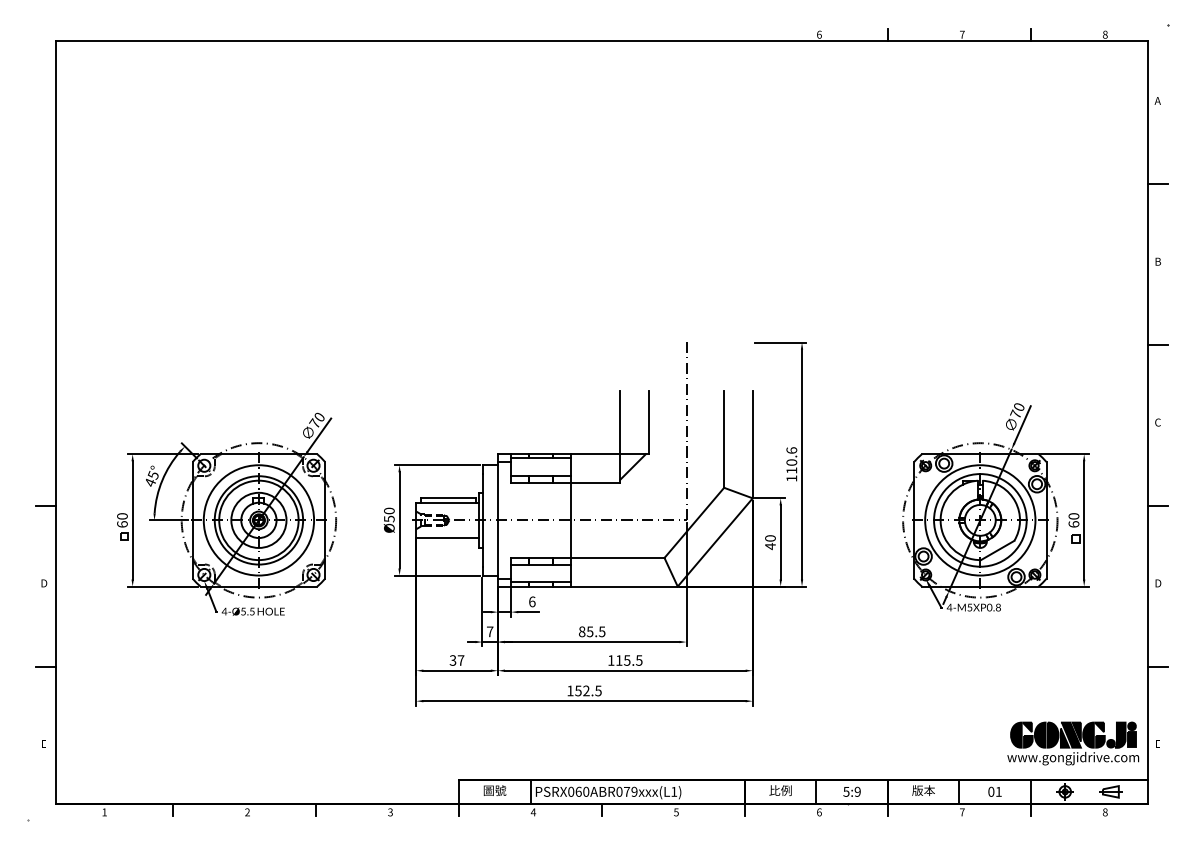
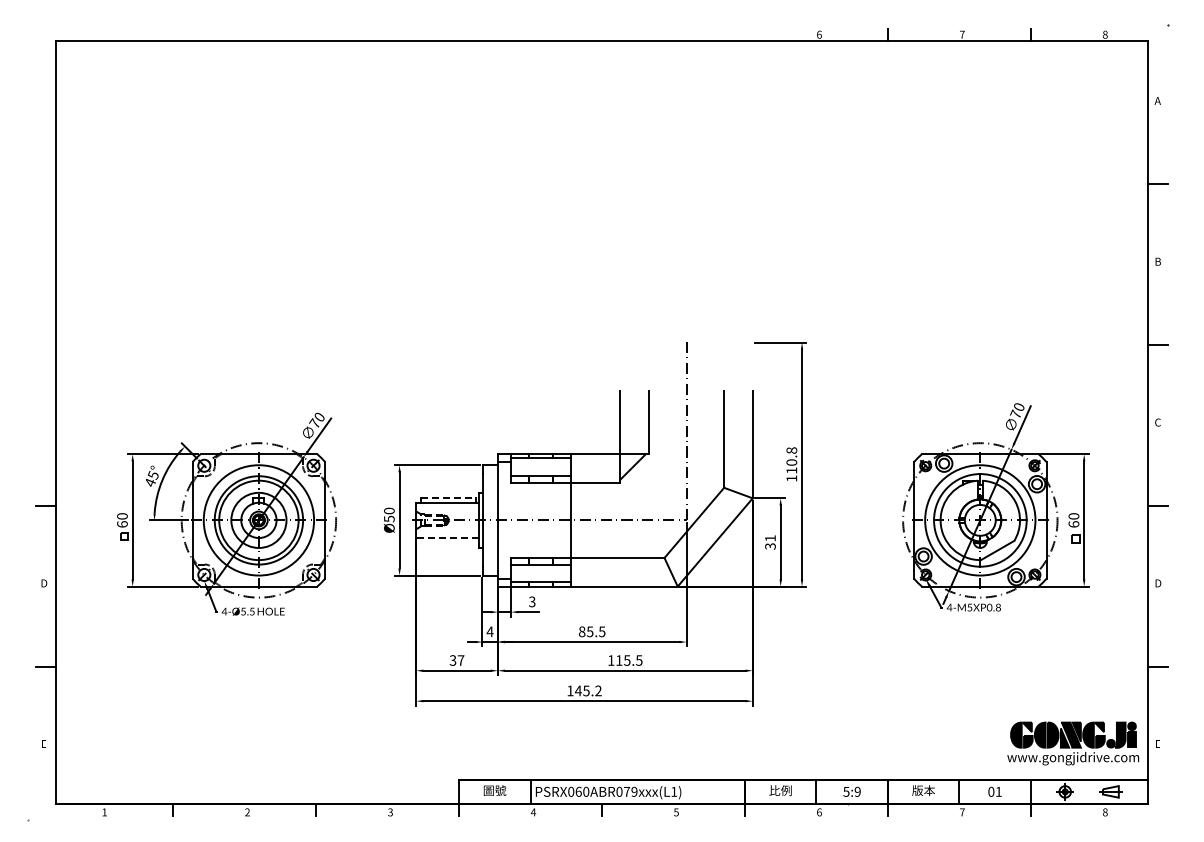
text: 110.6 -> 110.8 (791, 450)
line: solid -> dashed (448, 498)
line: solid -> dashed (447, 538)
text: 40 -> 31 (770, 542)
text: 6 -> 3 (532, 601)
text: 7 -> 4 (489, 631)
text: 152.5 -> 145.2 (587, 690)
